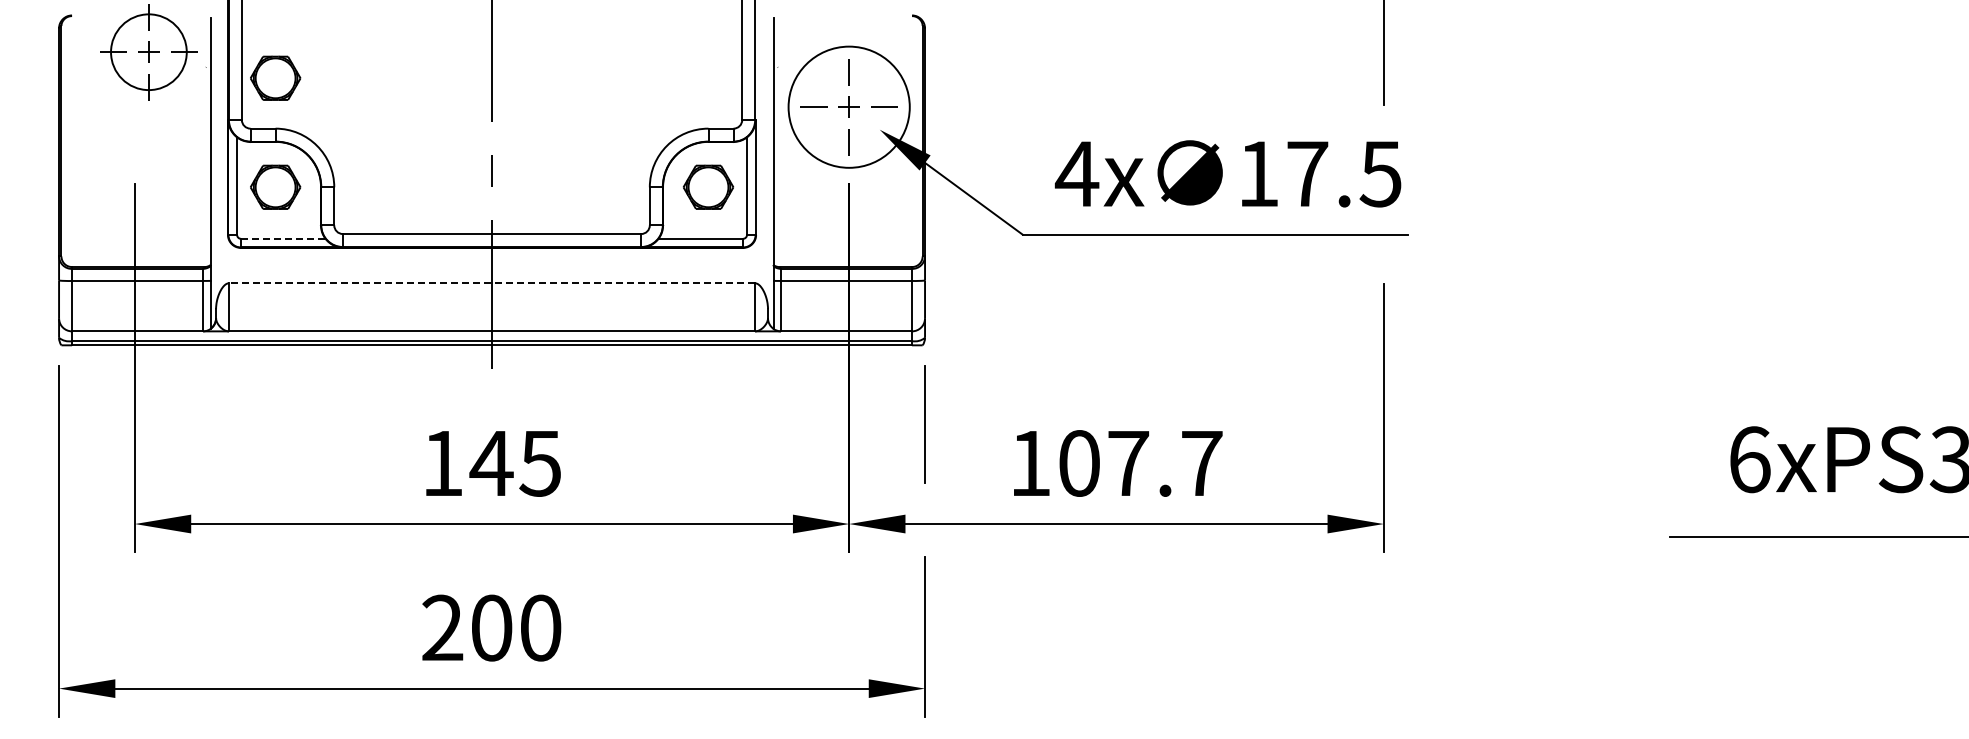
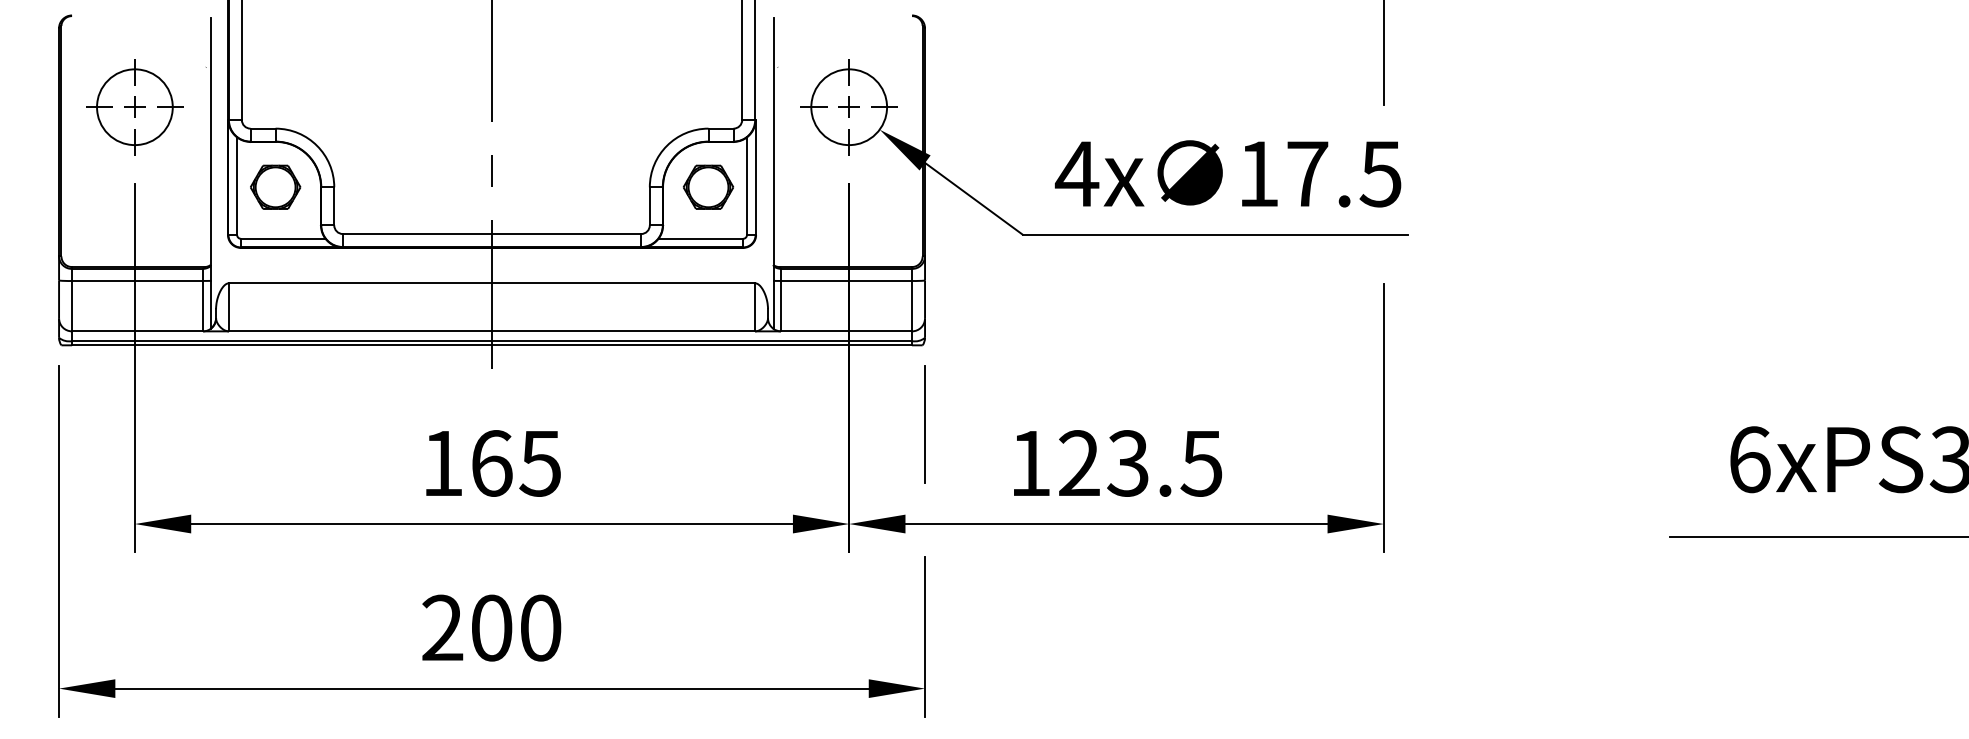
part position: (148, 52) -> (134, 107) (134, 107)
part: present -> none (275, 77)
circle diameter: 121 px -> 76 px (849, 107)
line: dashed -> solid (283, 238)
line: dashed -> solid (492, 283)
text: 145 -> 165 (491, 463)
text: 107.7 -> 123.5 (1140, 463)
